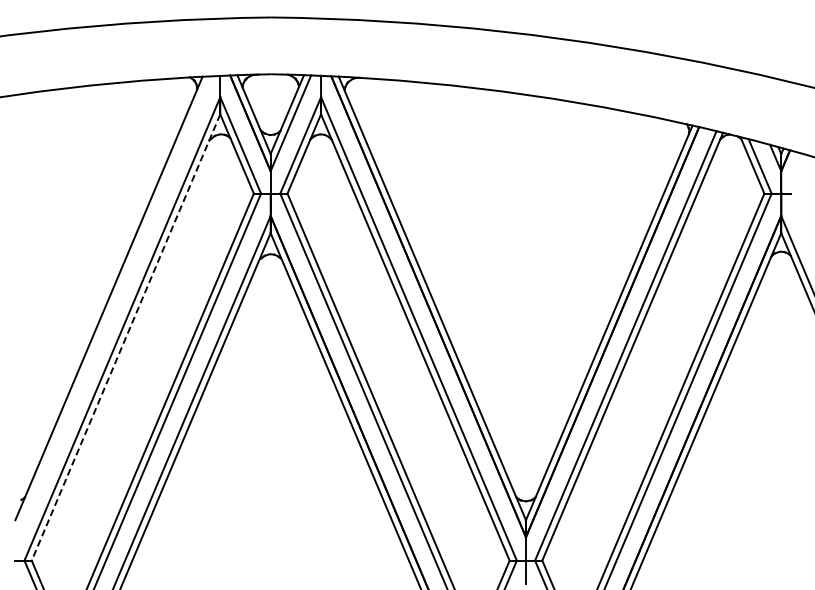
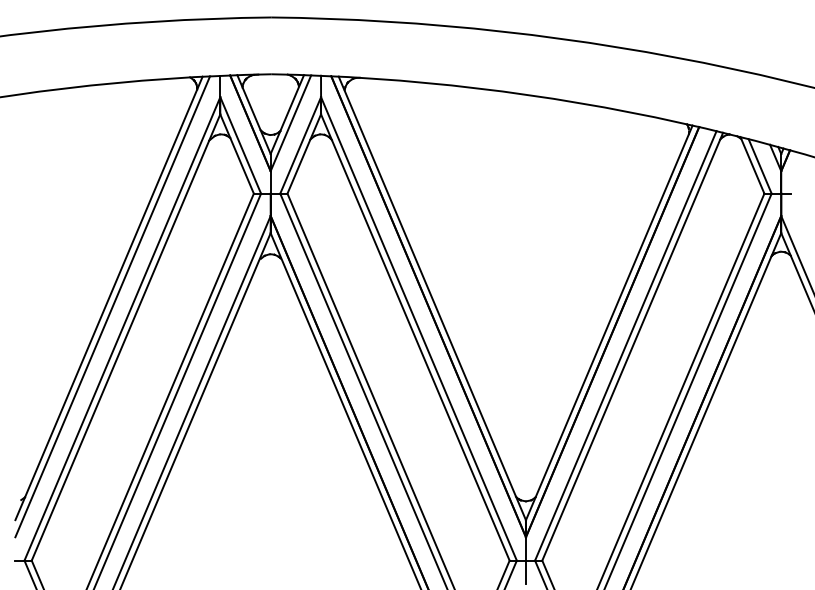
line: none -> present (112, 306)
line: dashed -> solid (125, 337)
